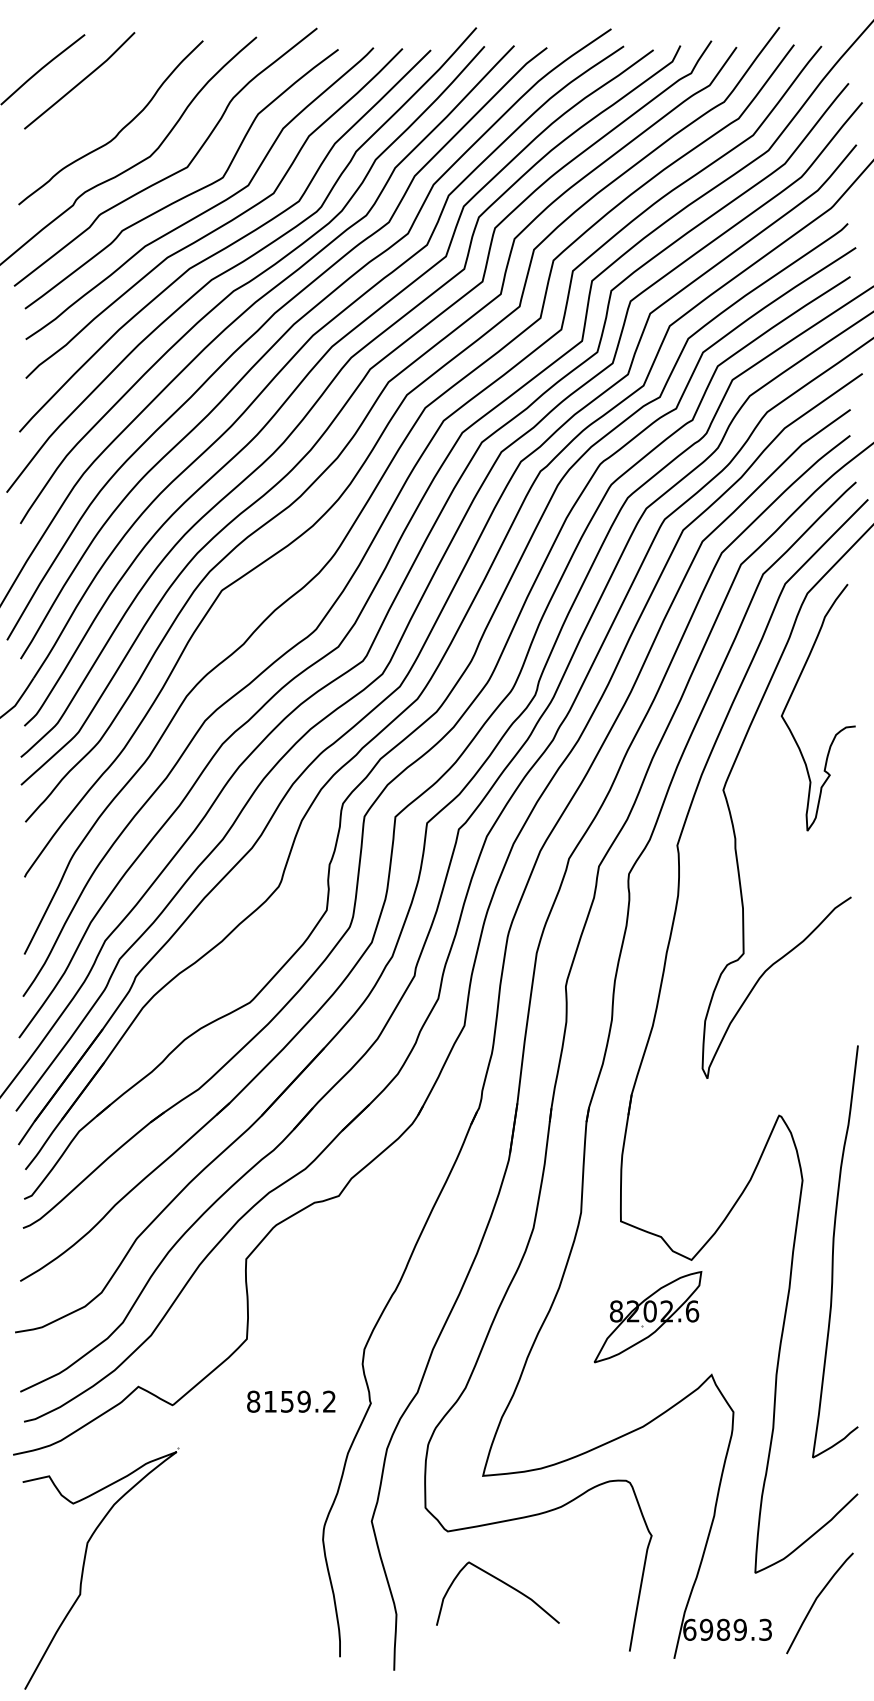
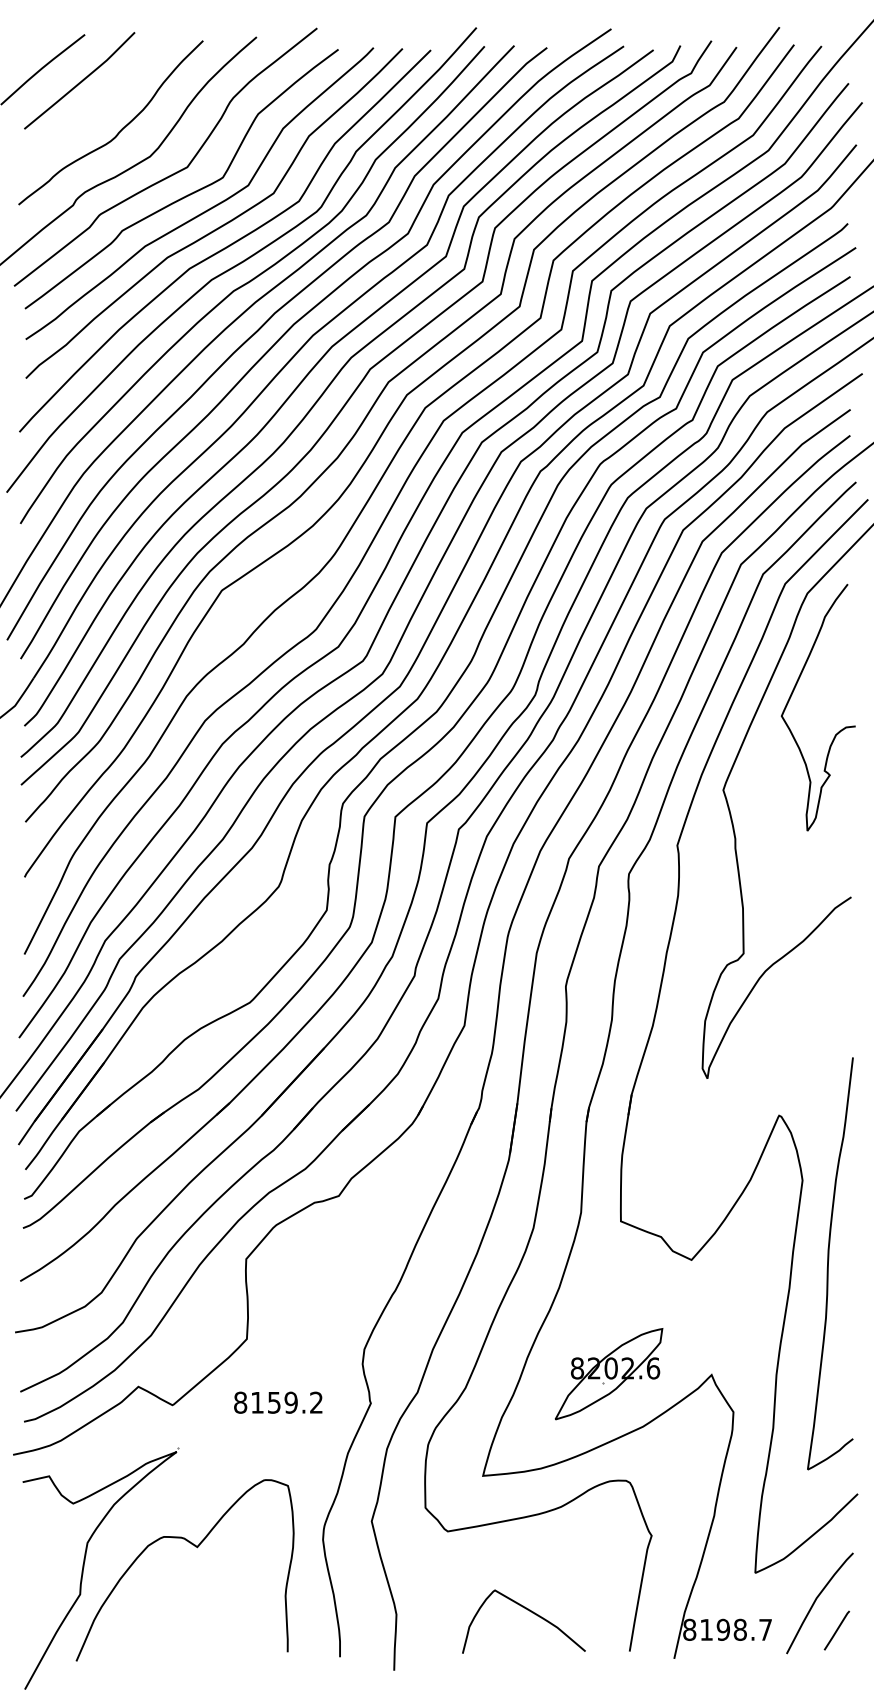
curve position: (833, 1251) -> (828, 1263) (828, 1263)
part position: (647, 1317) -> (608, 1374) (608, 1374)
text position: (291, 1401) -> (278, 1402) (278, 1402)
curve: none -> present (197, 1548)
curve position: (503, 1583) -> (529, 1611) (529, 1611)
text: 6989.3 -> 8198.7 (727, 1629)
line: none -> present (836, 1630)
